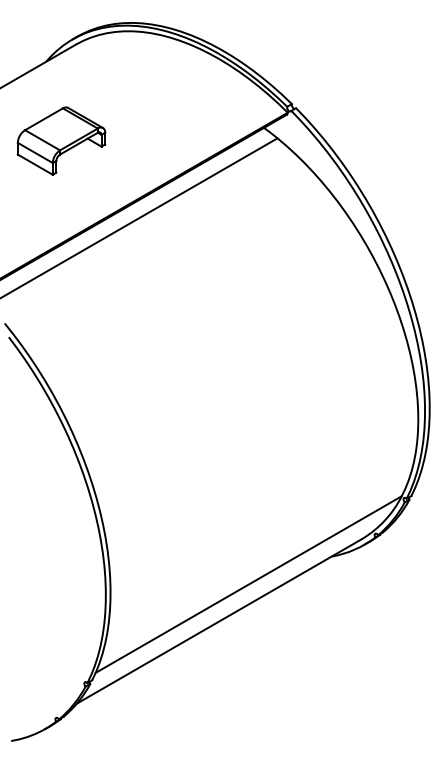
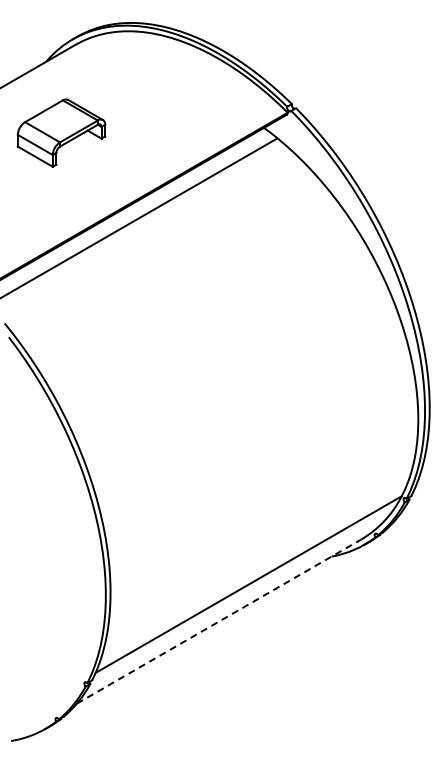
part position: (61, 140) -> (61, 132) (61, 132)
line: solid -> dashed (219, 621)
